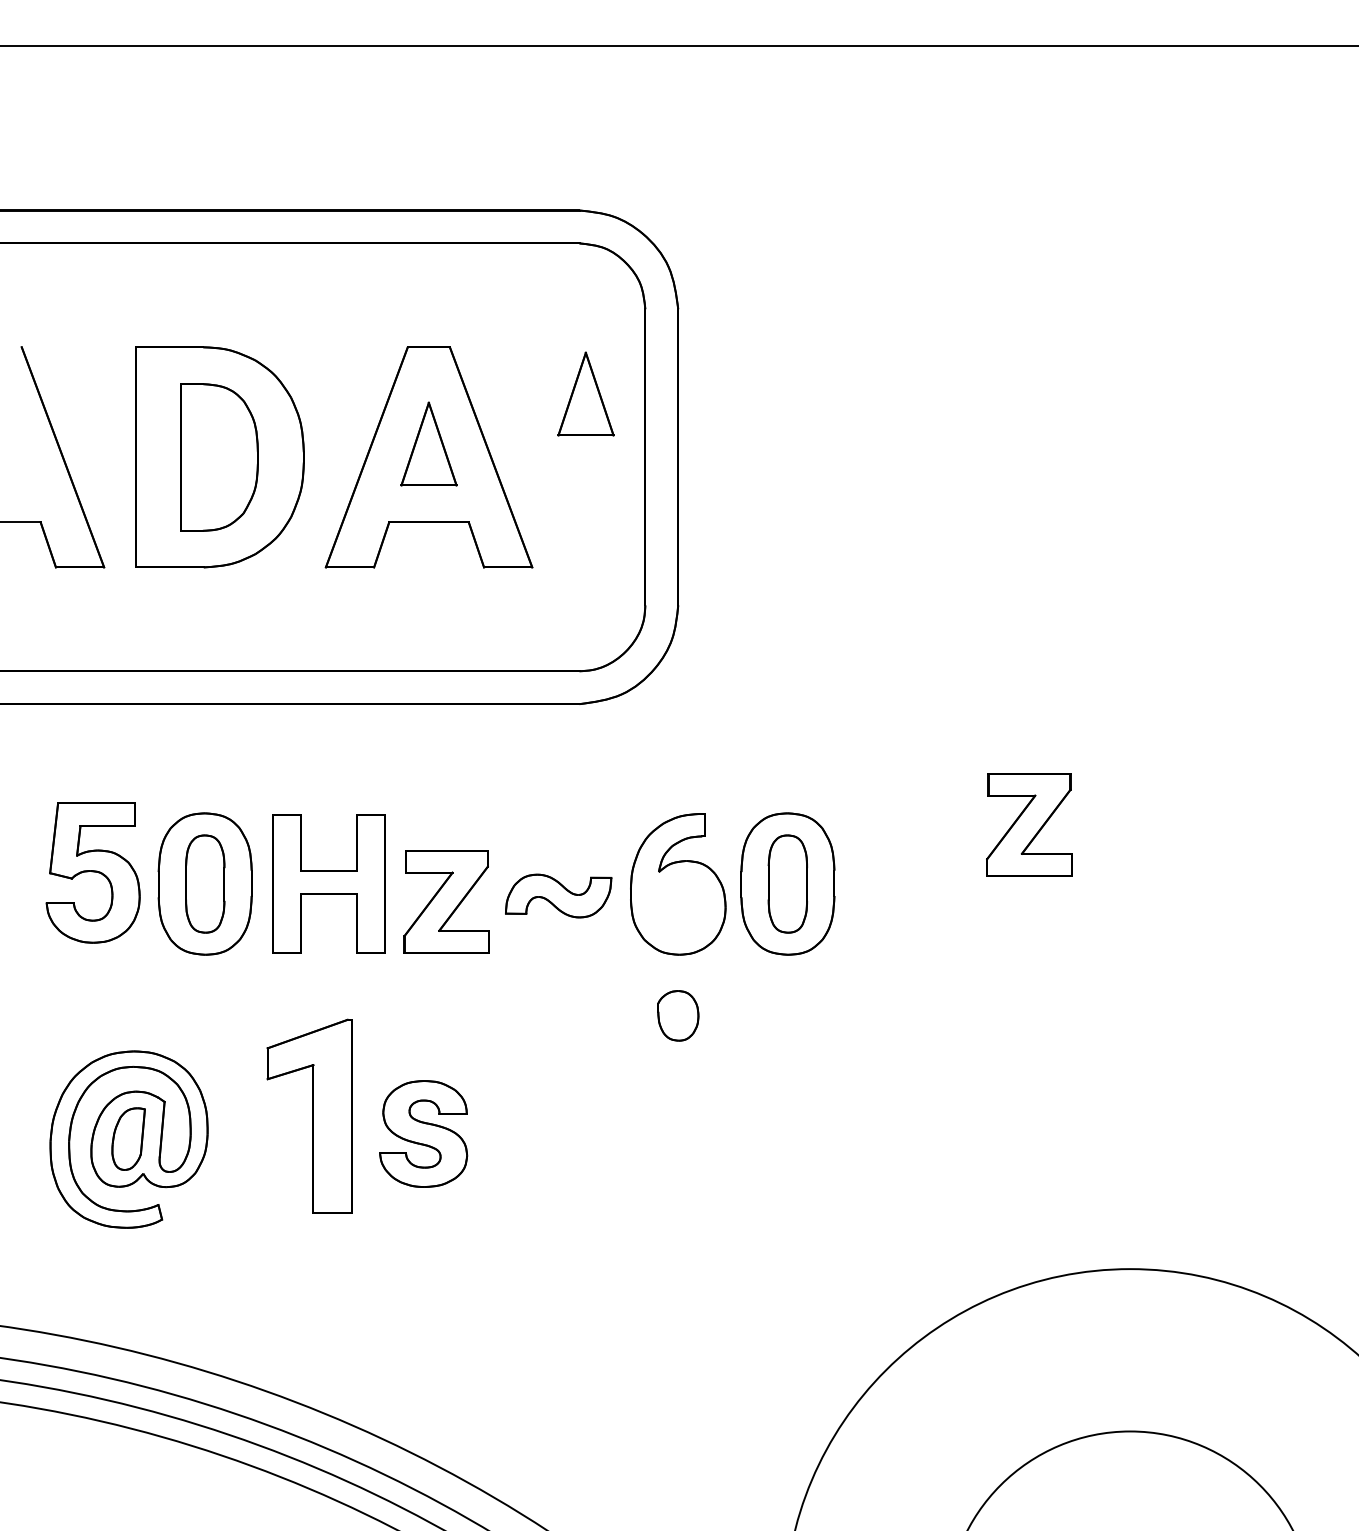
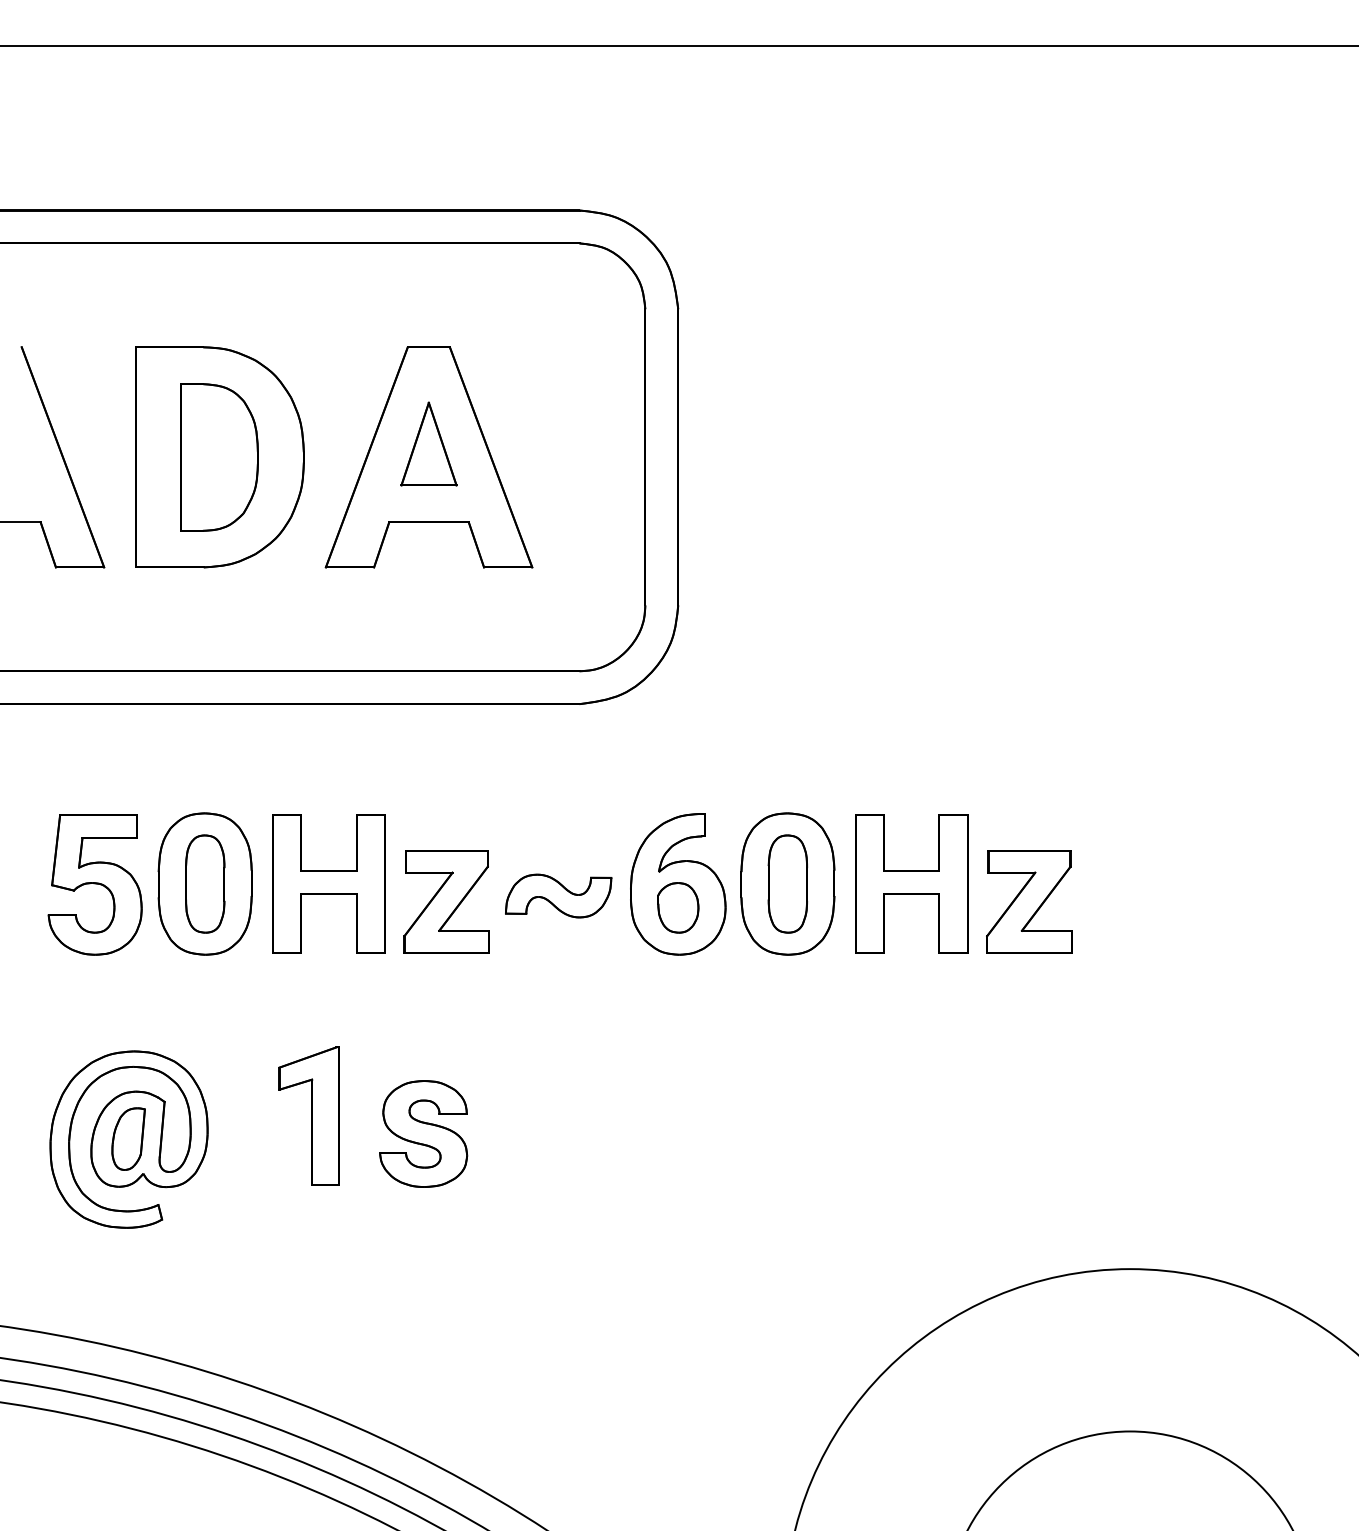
part: present -> none (585, 393)
part position: (1029, 824) -> (1029, 901) (1029, 901)
part position: (92, 872) -> (94, 884) (94, 884)
part: none -> present (911, 883)
part position: (678, 1015) -> (678, 907) (678, 907)
part size: 87x196 px -> 62x140 px (308, 1115)
